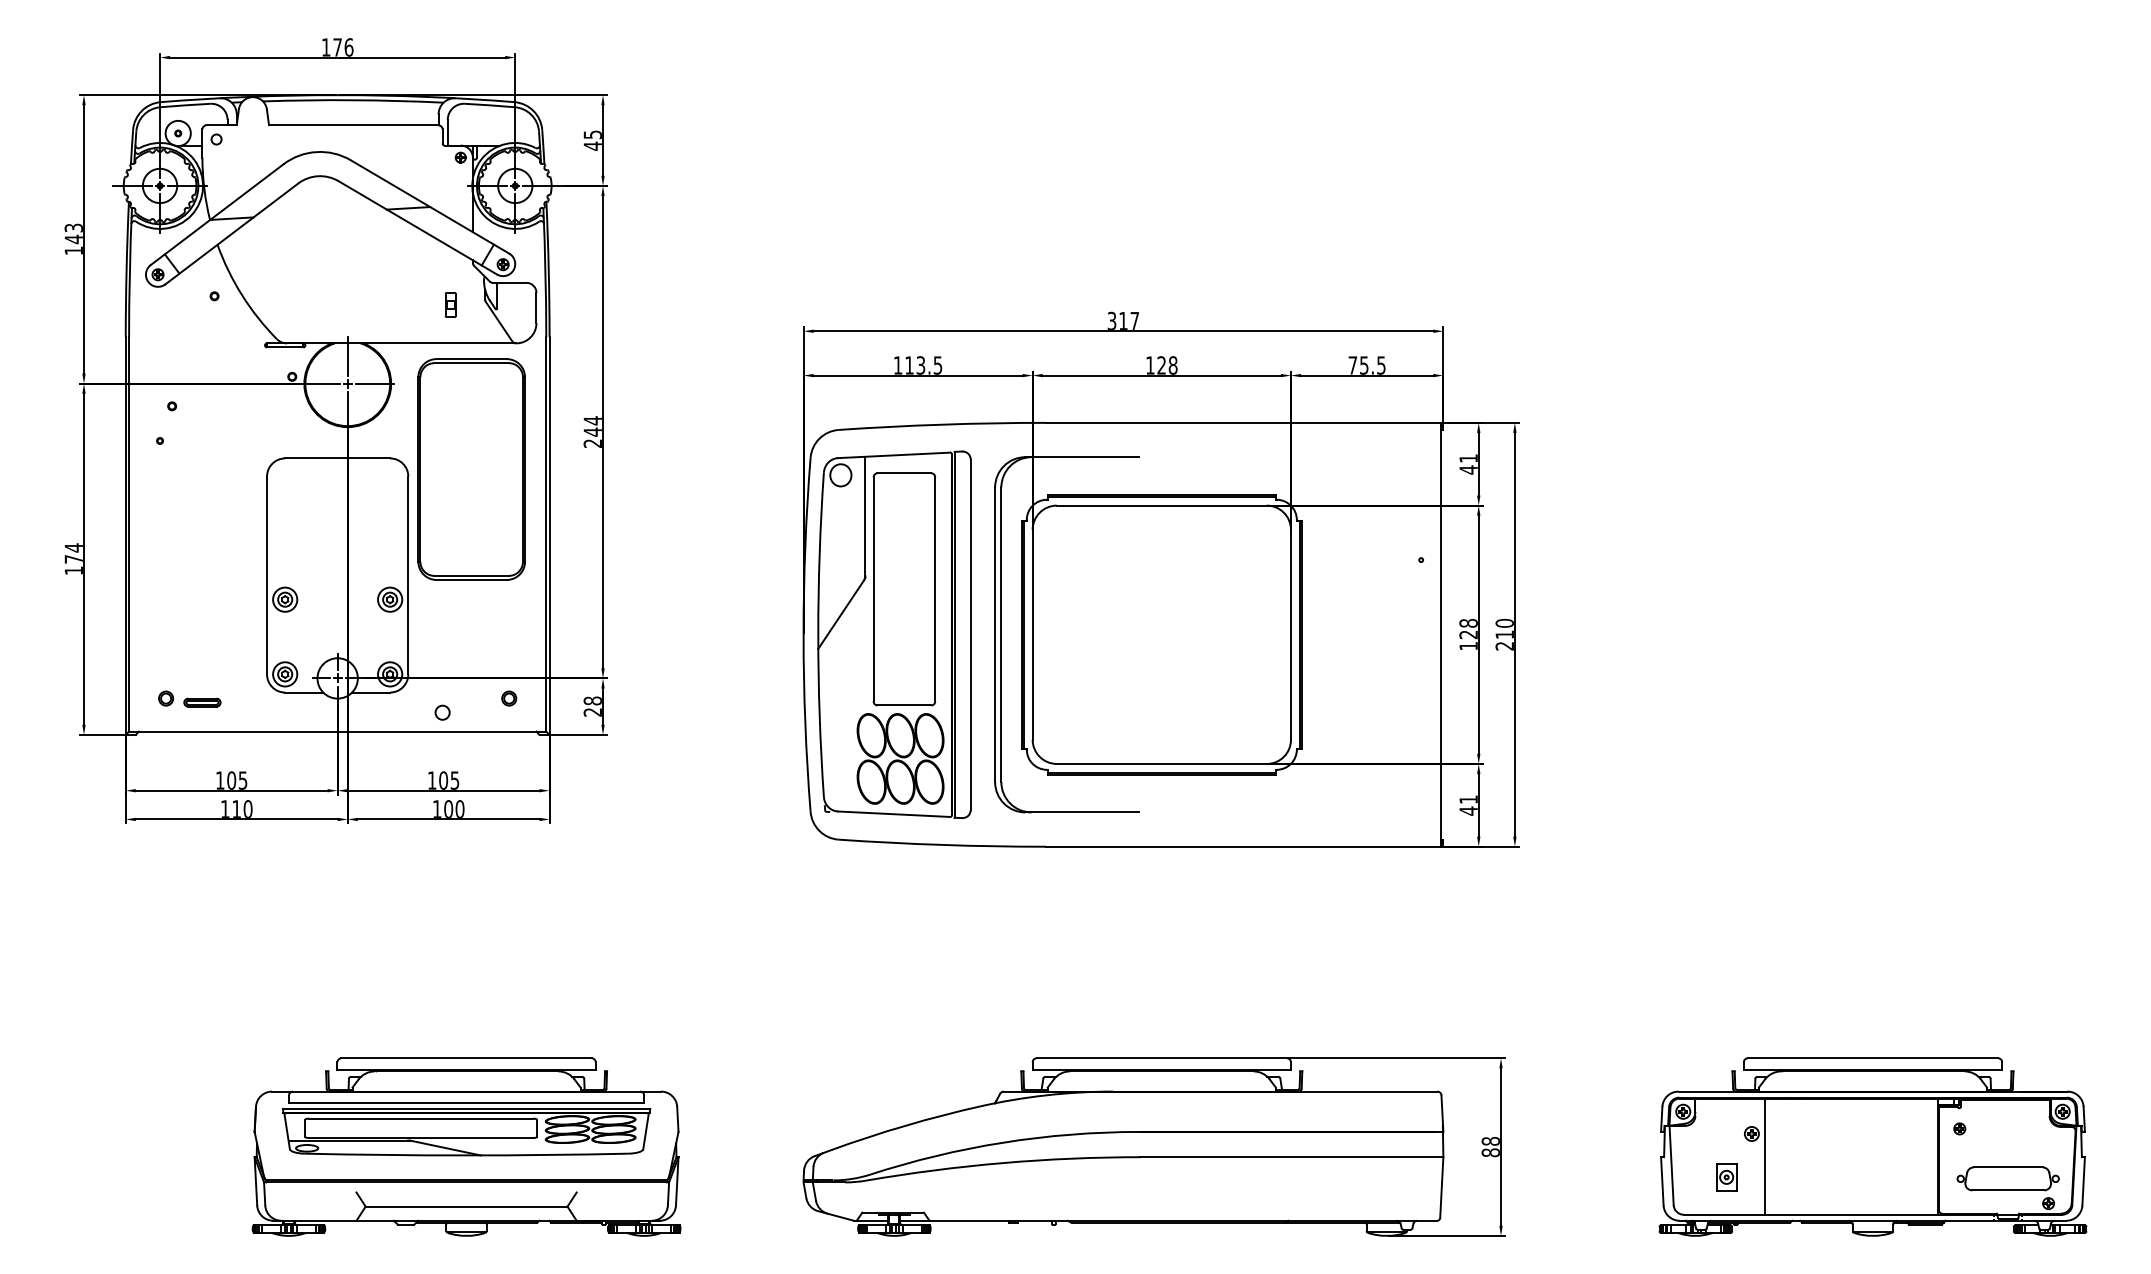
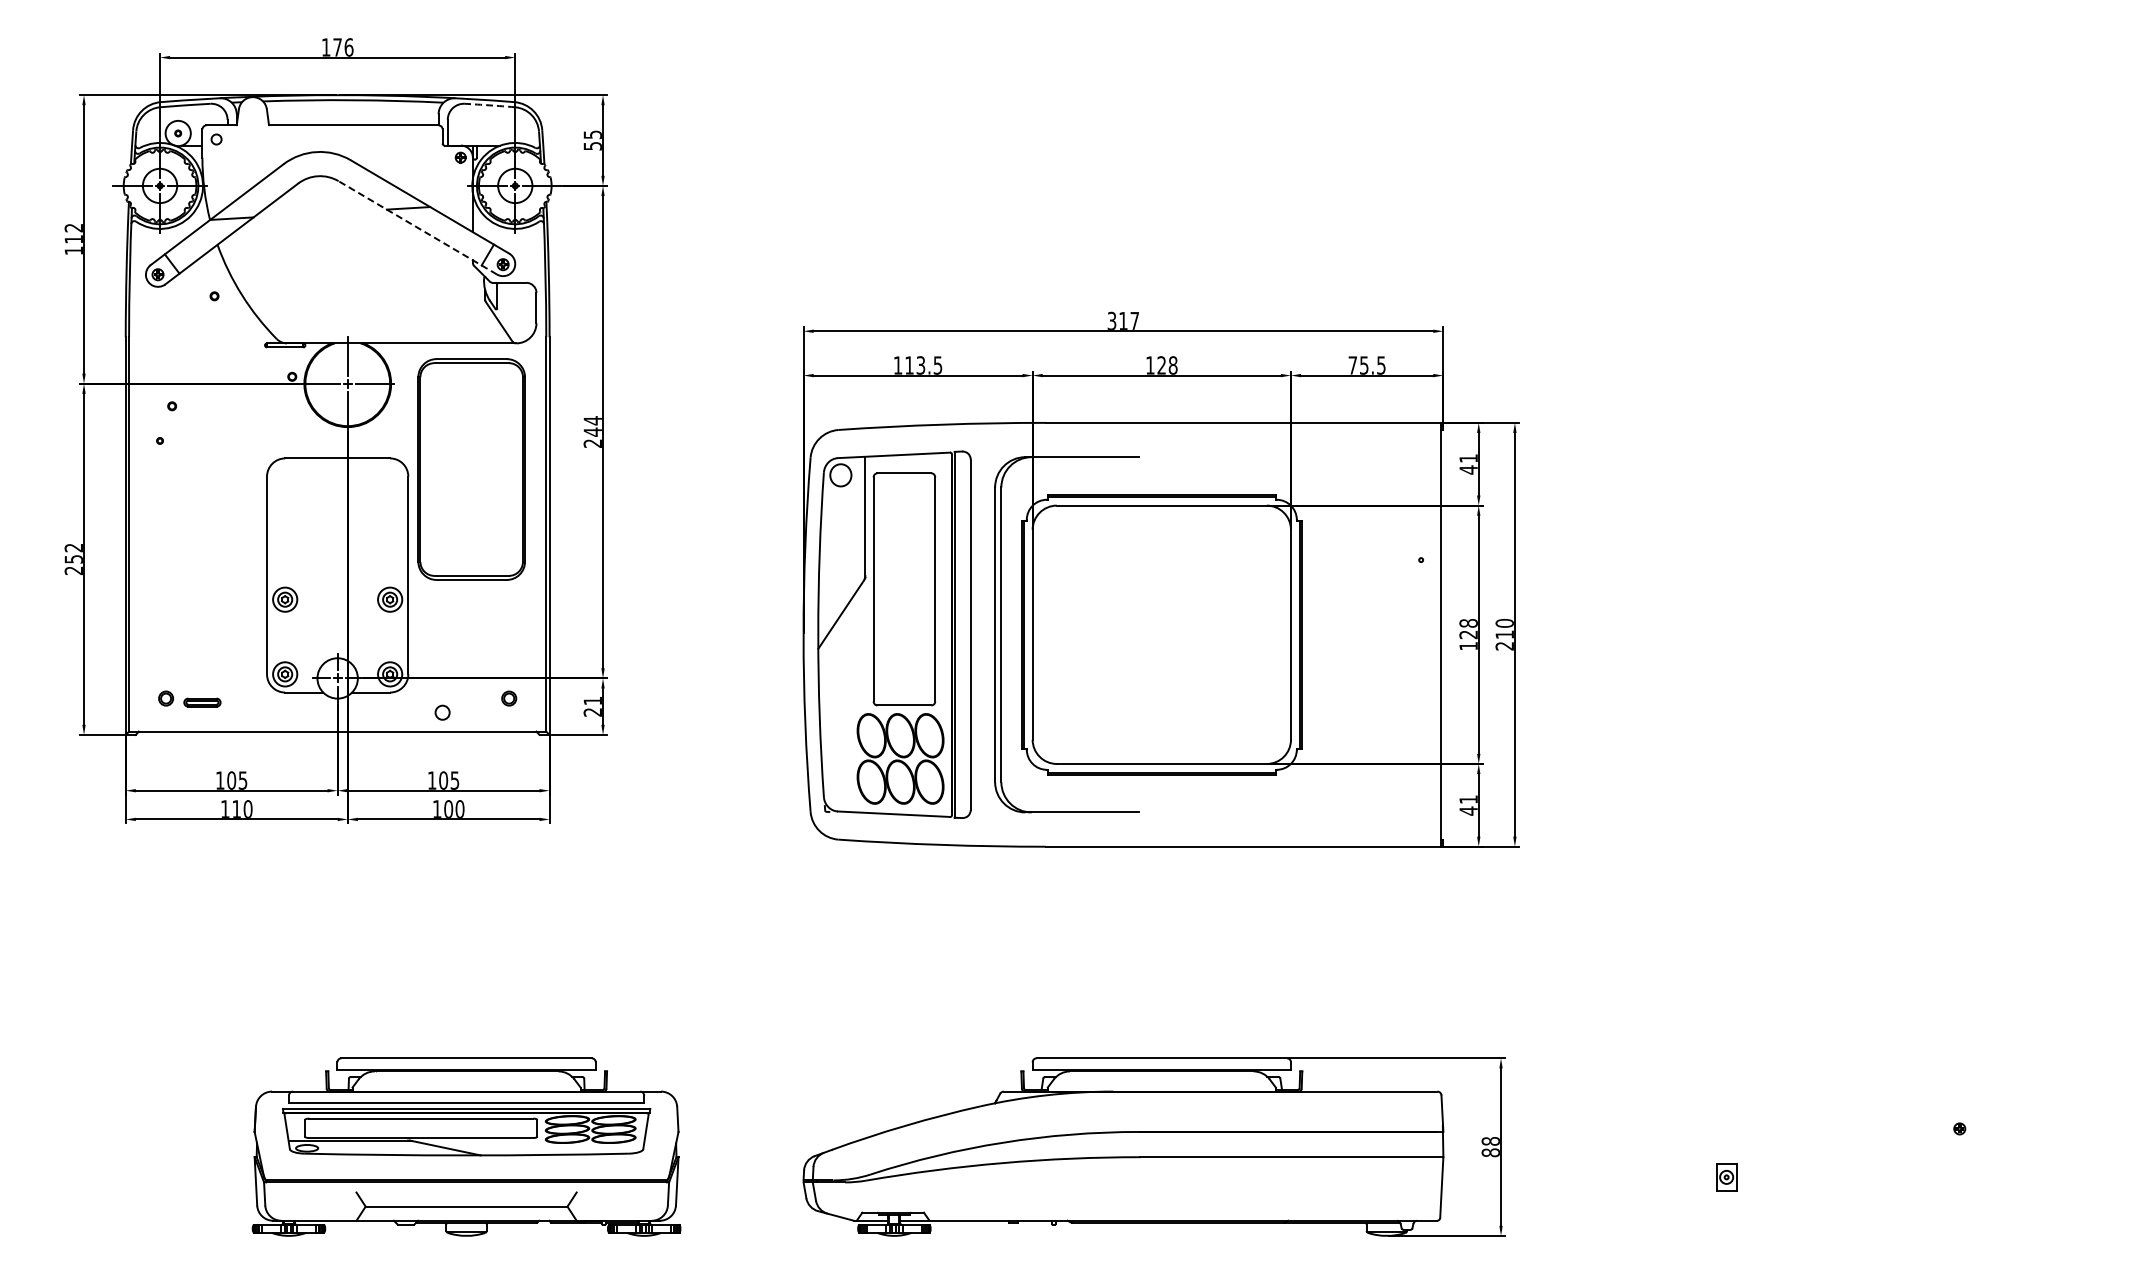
arc: solid -> dashed (489, 105)
text: 45 -> 55 (592, 145)
line: solid -> dashed (417, 227)
text: 143 -> 112 (73, 233)
part: present -> none (450, 304)
text: 174 -> 252 (73, 559)
text: 28 -> 21 (592, 700)
part: present -> none (1872, 1146)
